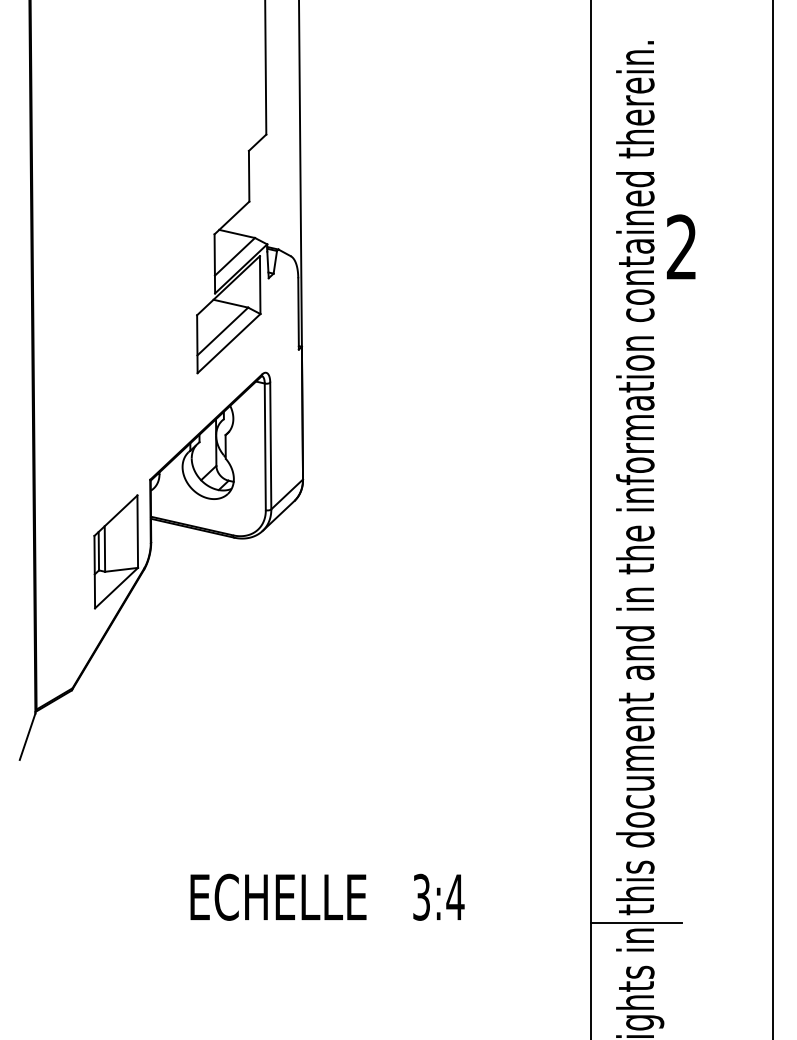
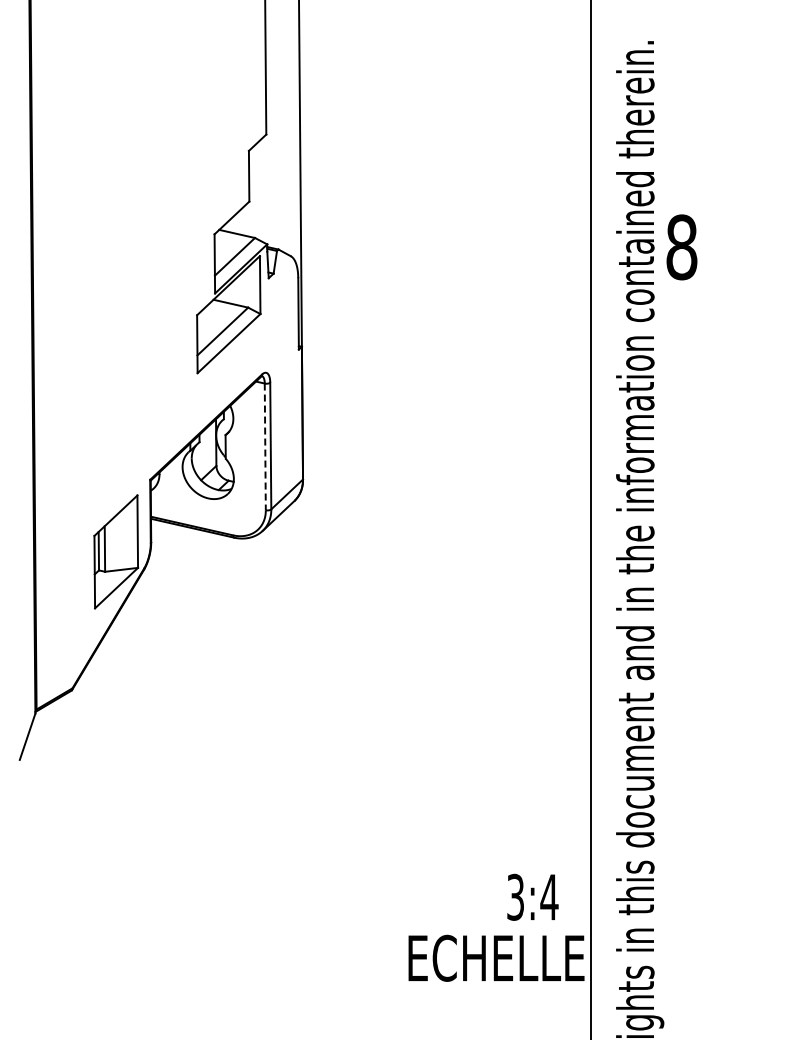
text: 2 -> 8 (681, 247)
line: solid -> dashed (265, 447)
line: present -> none (772, 519)
text position: (278, 896) -> (496, 957) (496, 957)
text position: (438, 896) -> (532, 896) (532, 896)
line: present -> none (636, 922)
